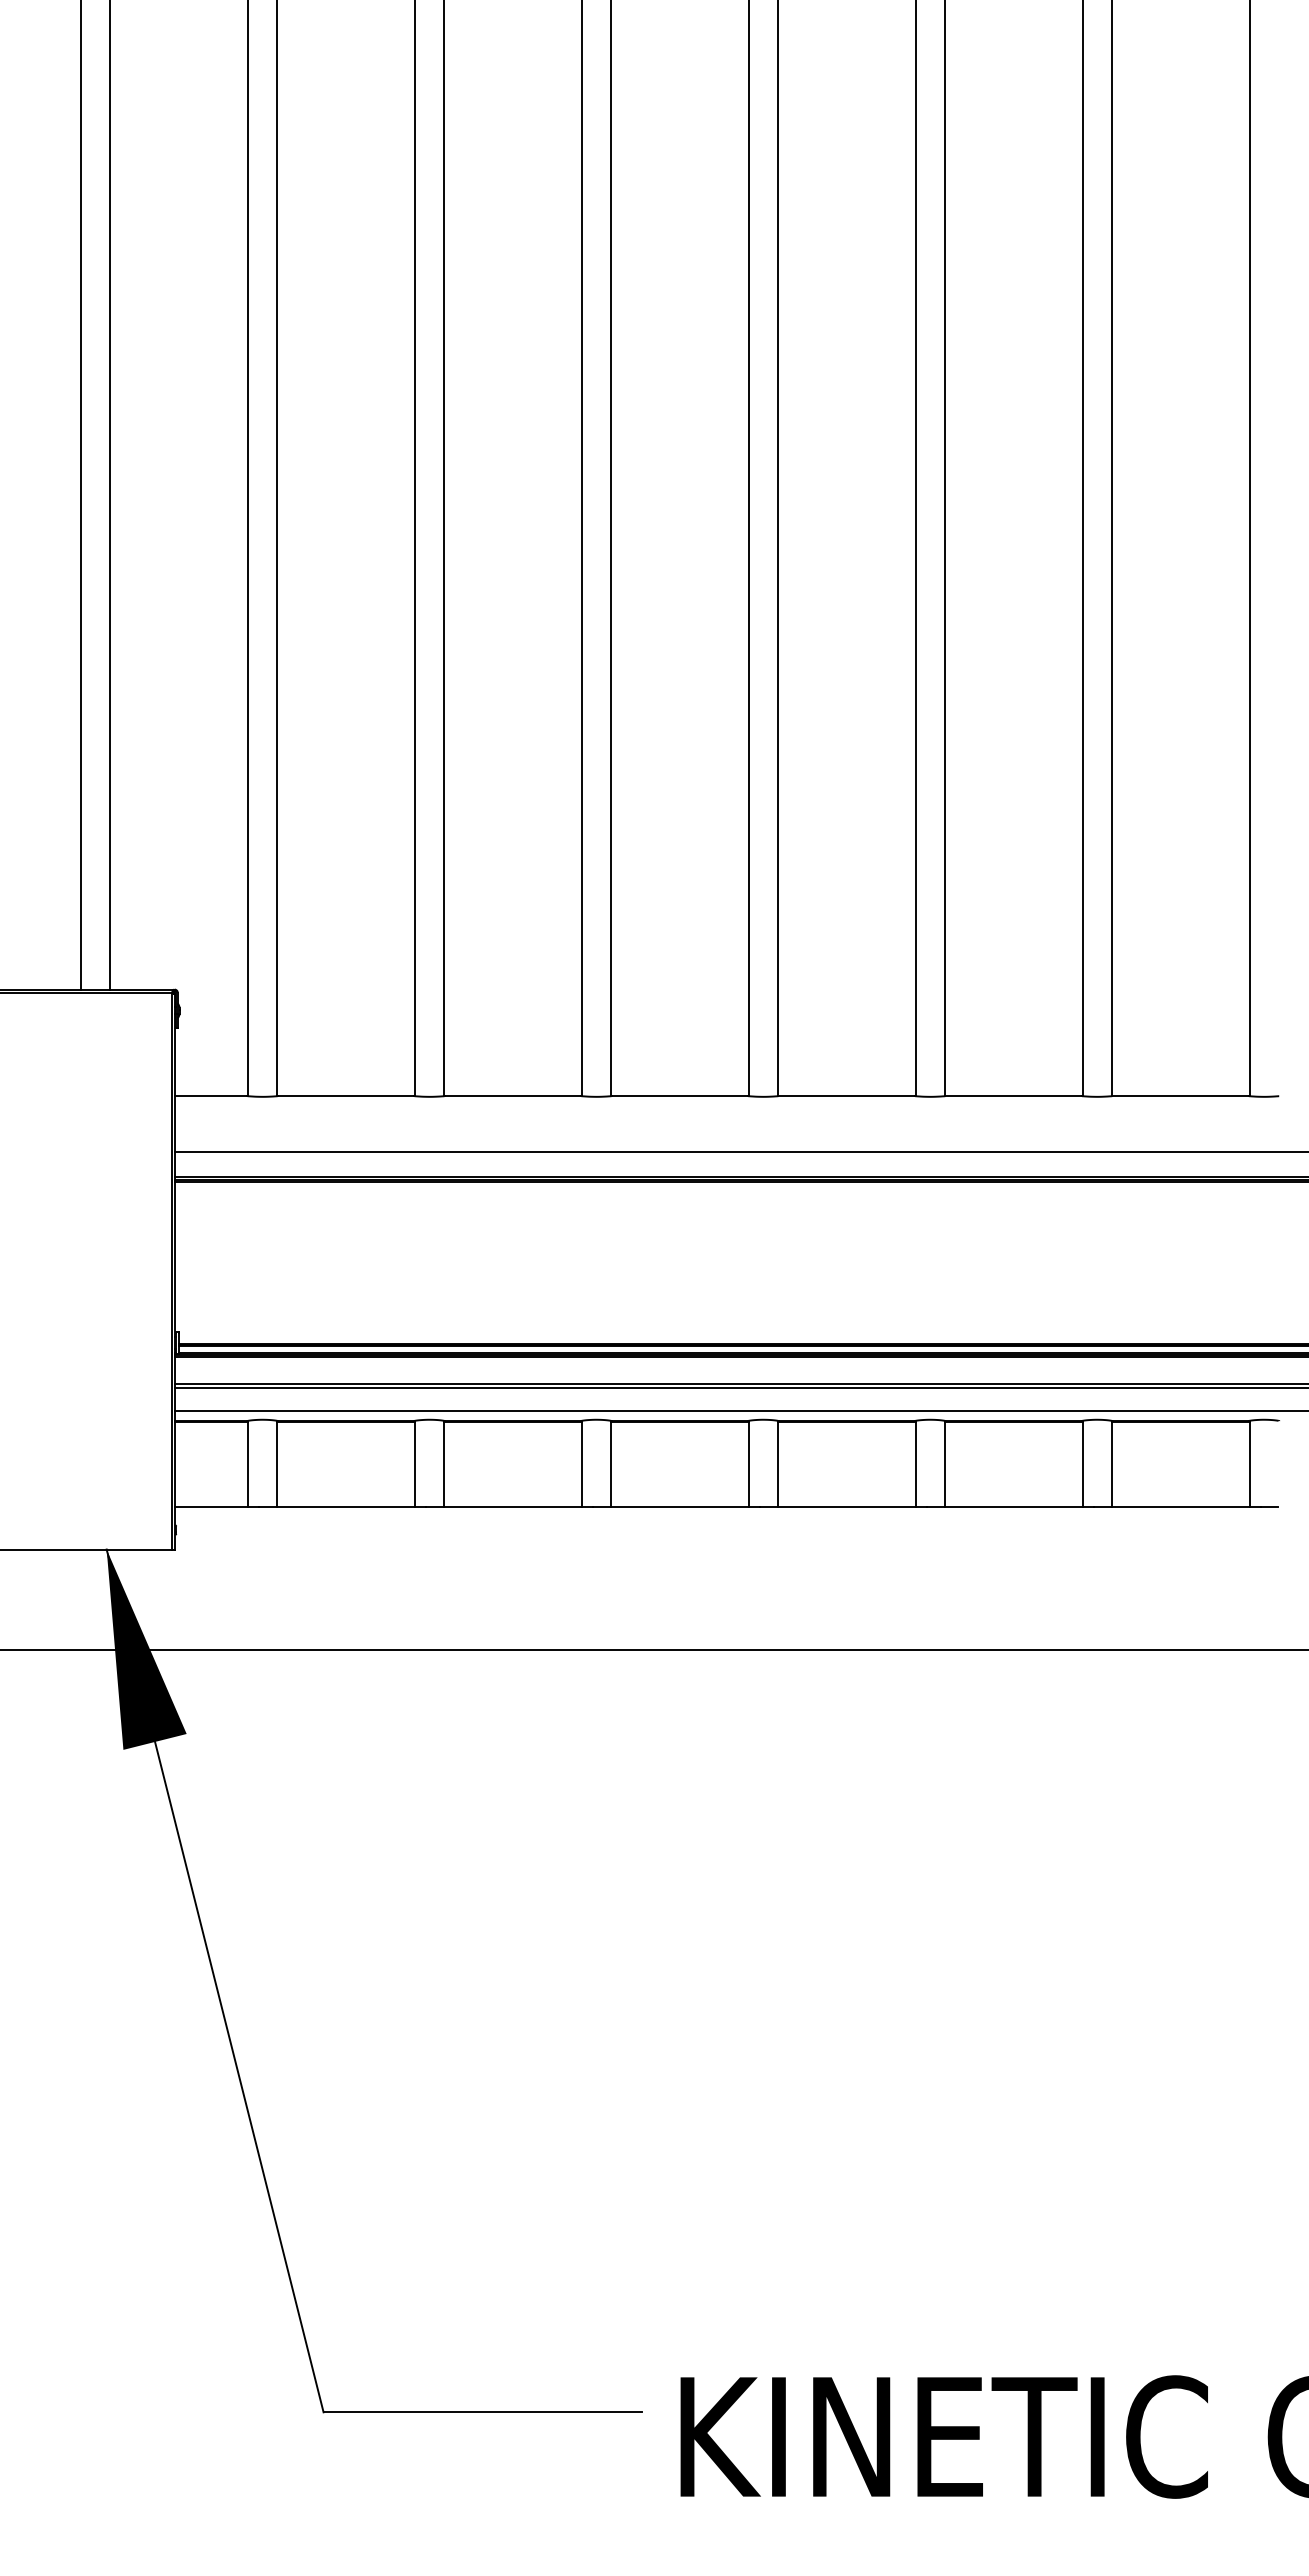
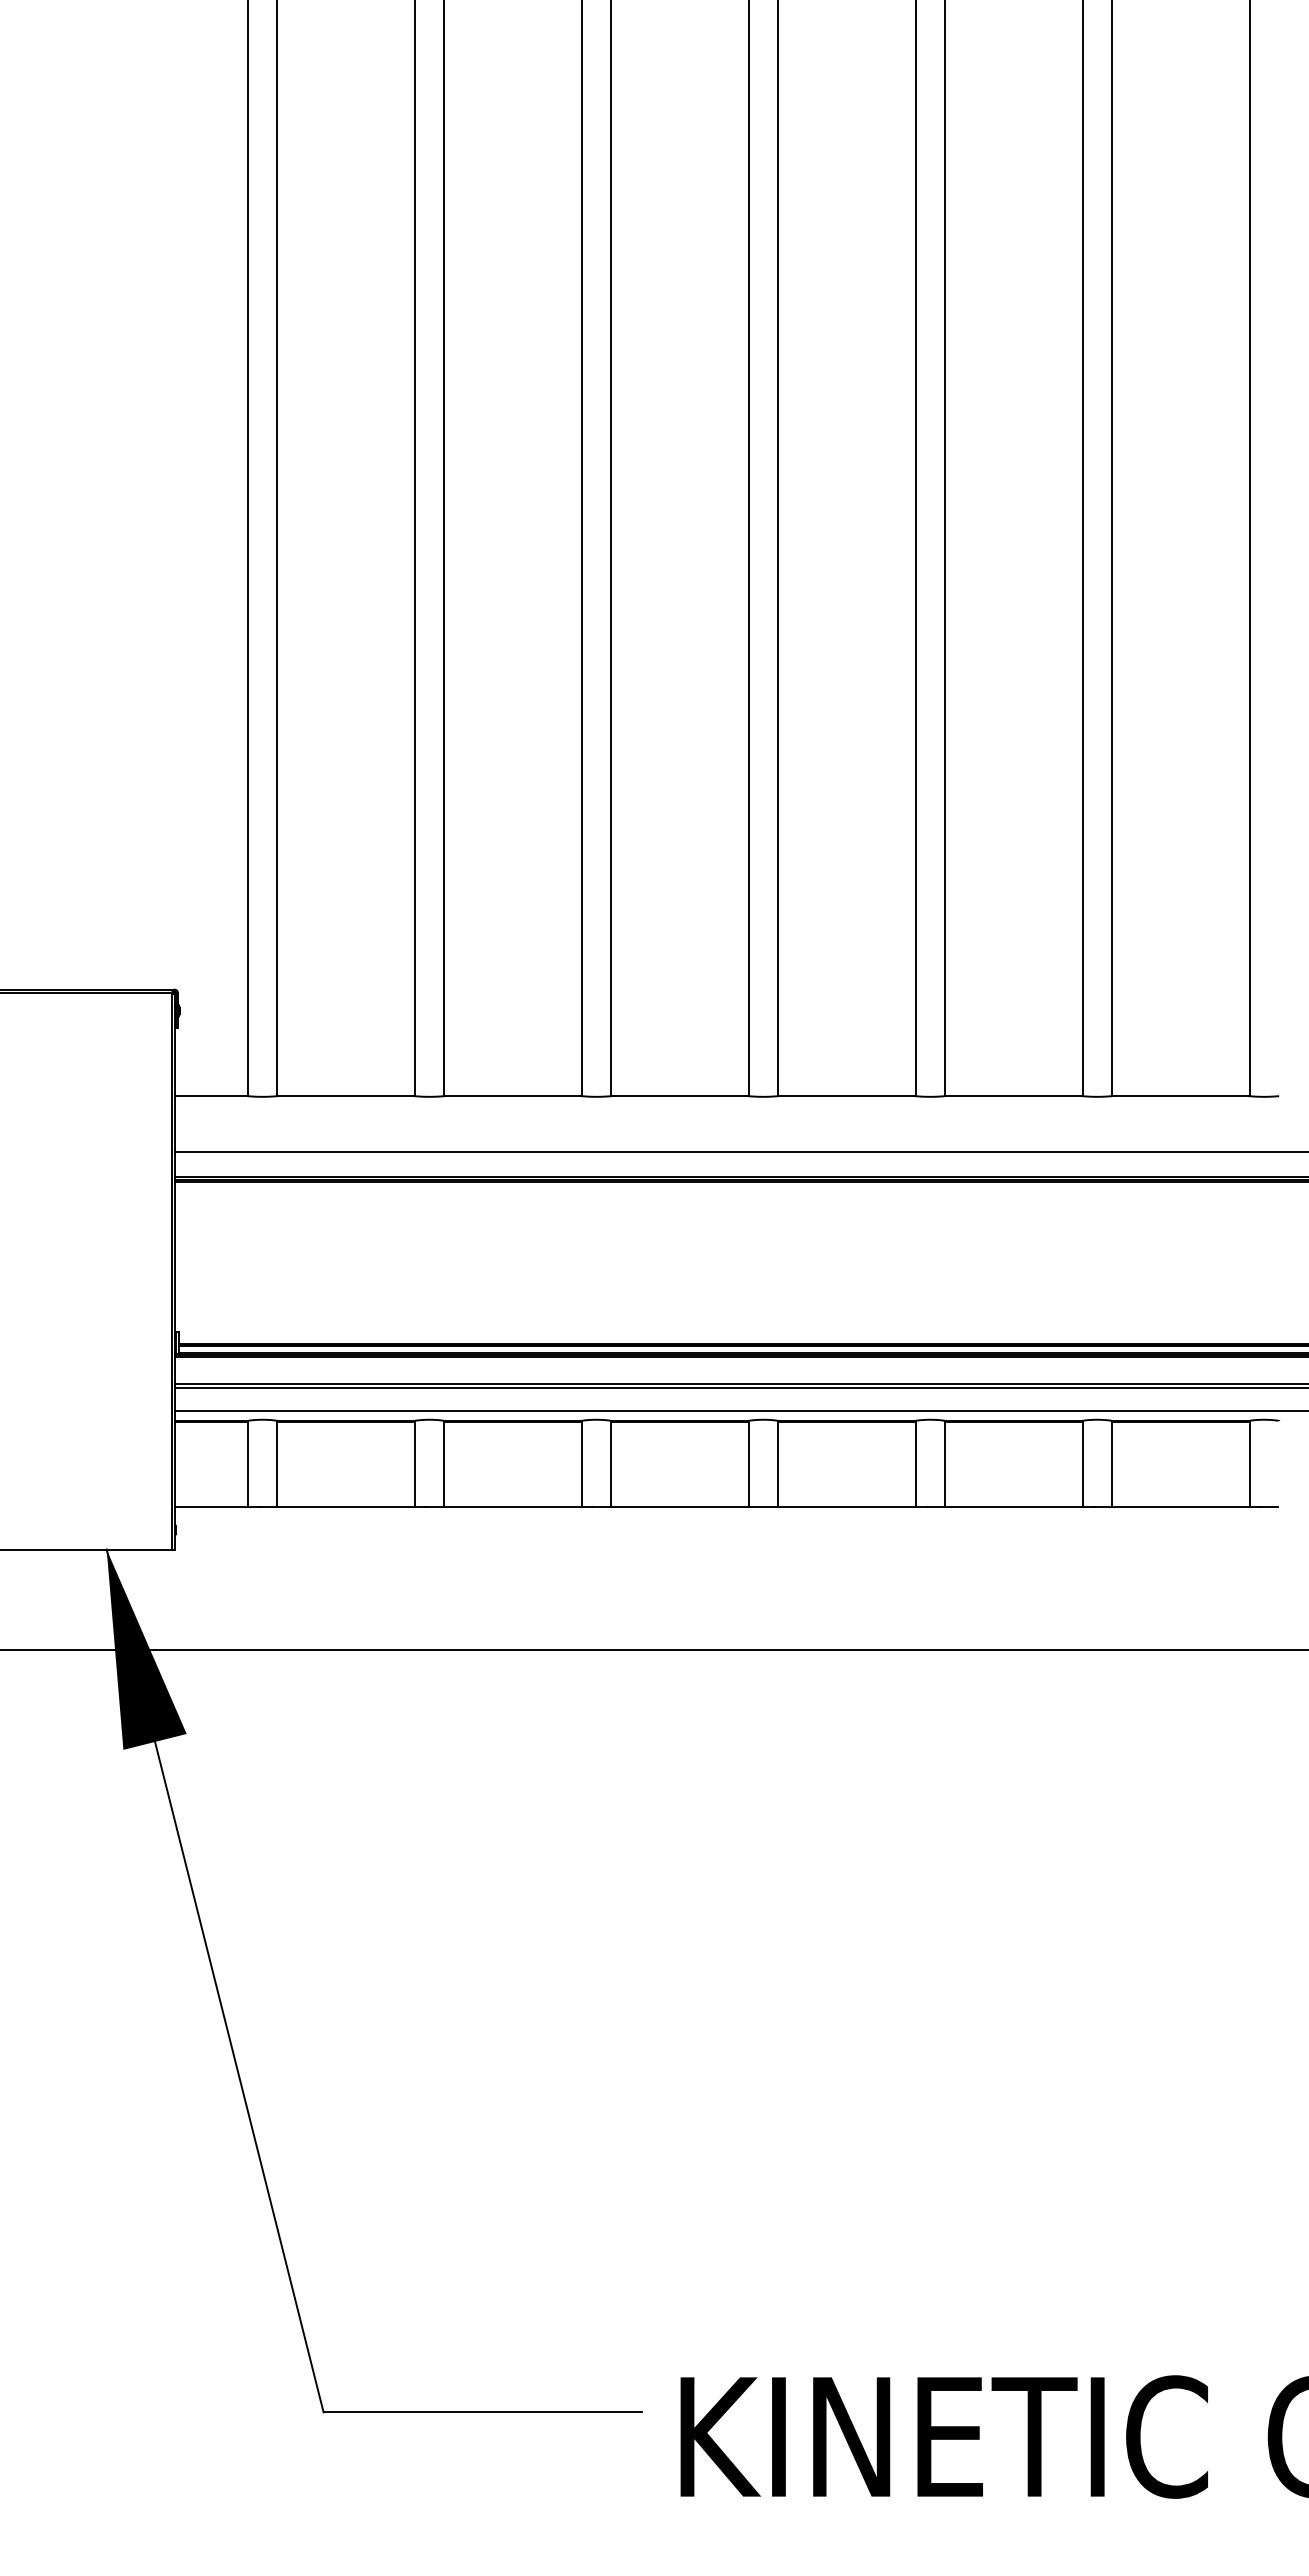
line: present -> none (81, 495)
line: present -> none (110, 495)
